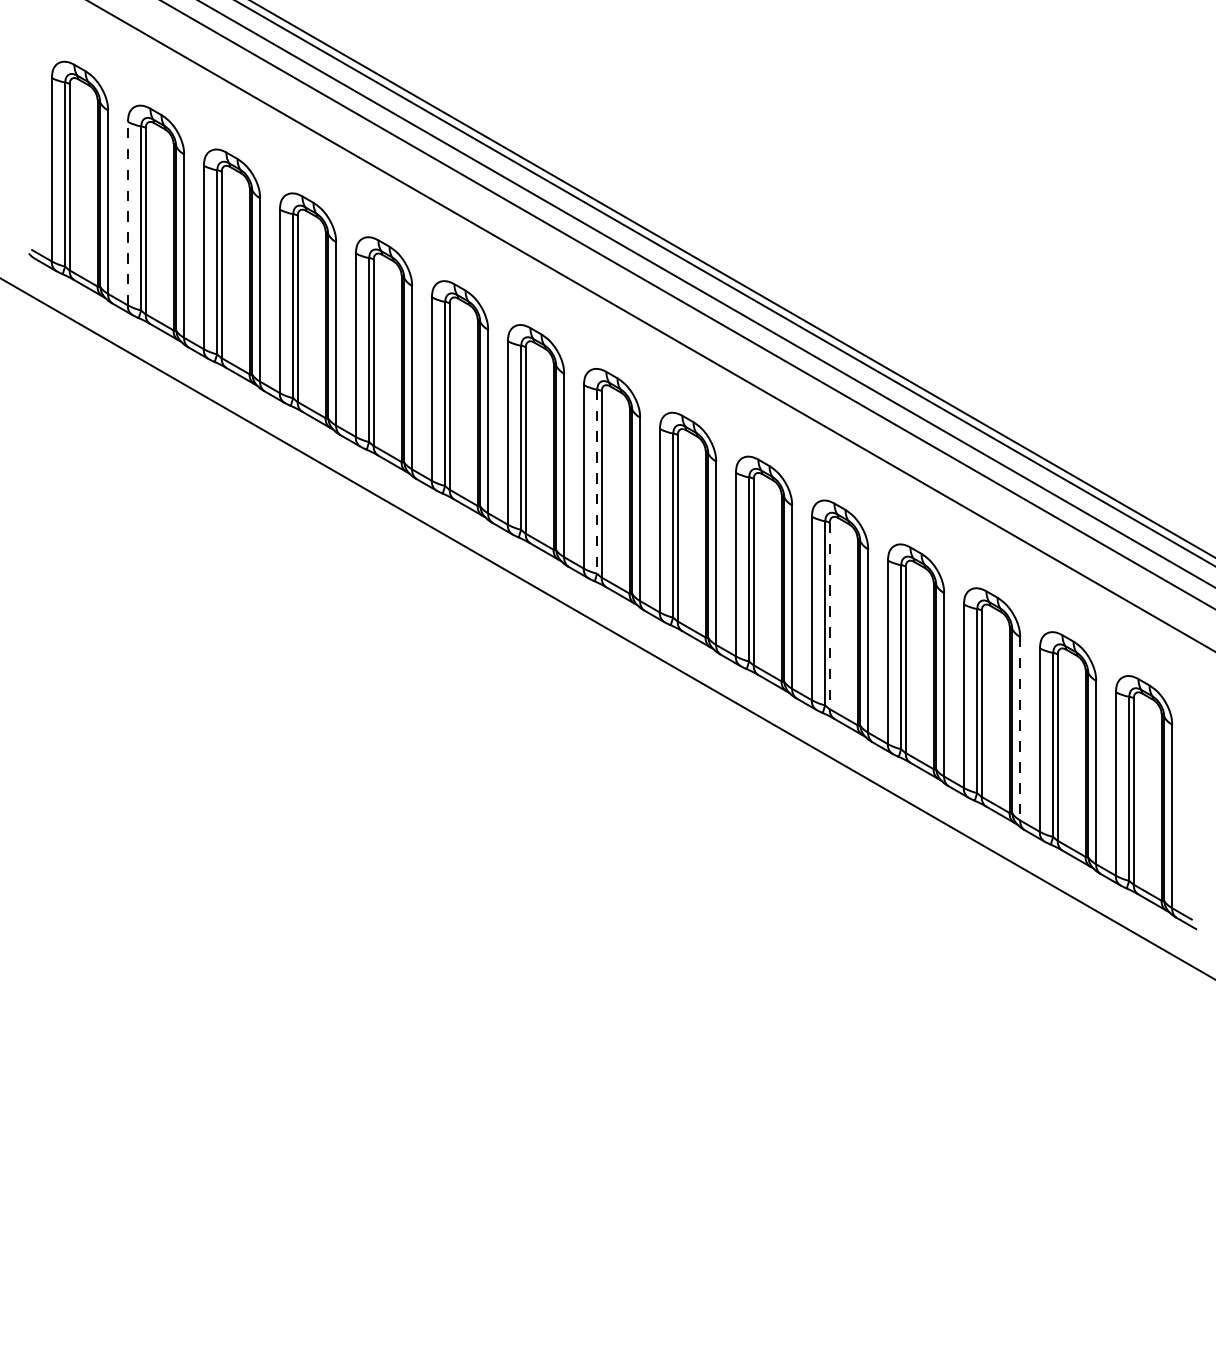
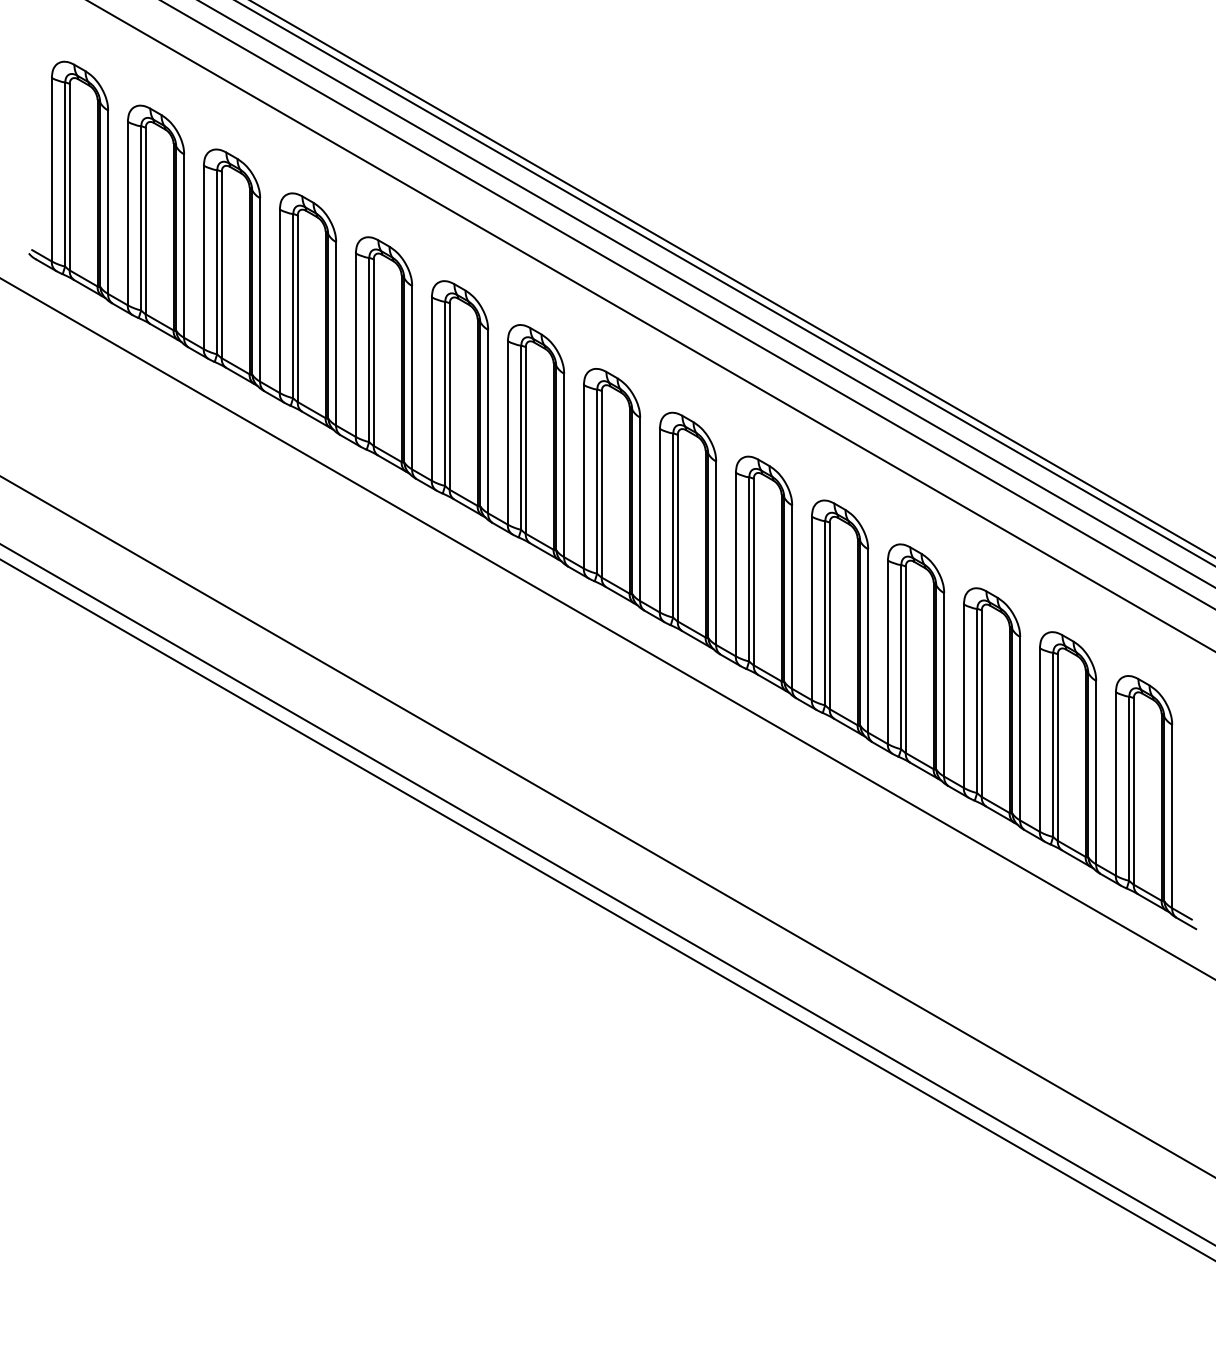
line: dashed -> solid (127, 213)
line: dashed -> solid (597, 482)
line: dashed -> solid (829, 616)
line: dashed -> solid (1020, 728)
line: none -> present (607, 826)
line: none -> present (607, 894)
line: none -> present (607, 909)
